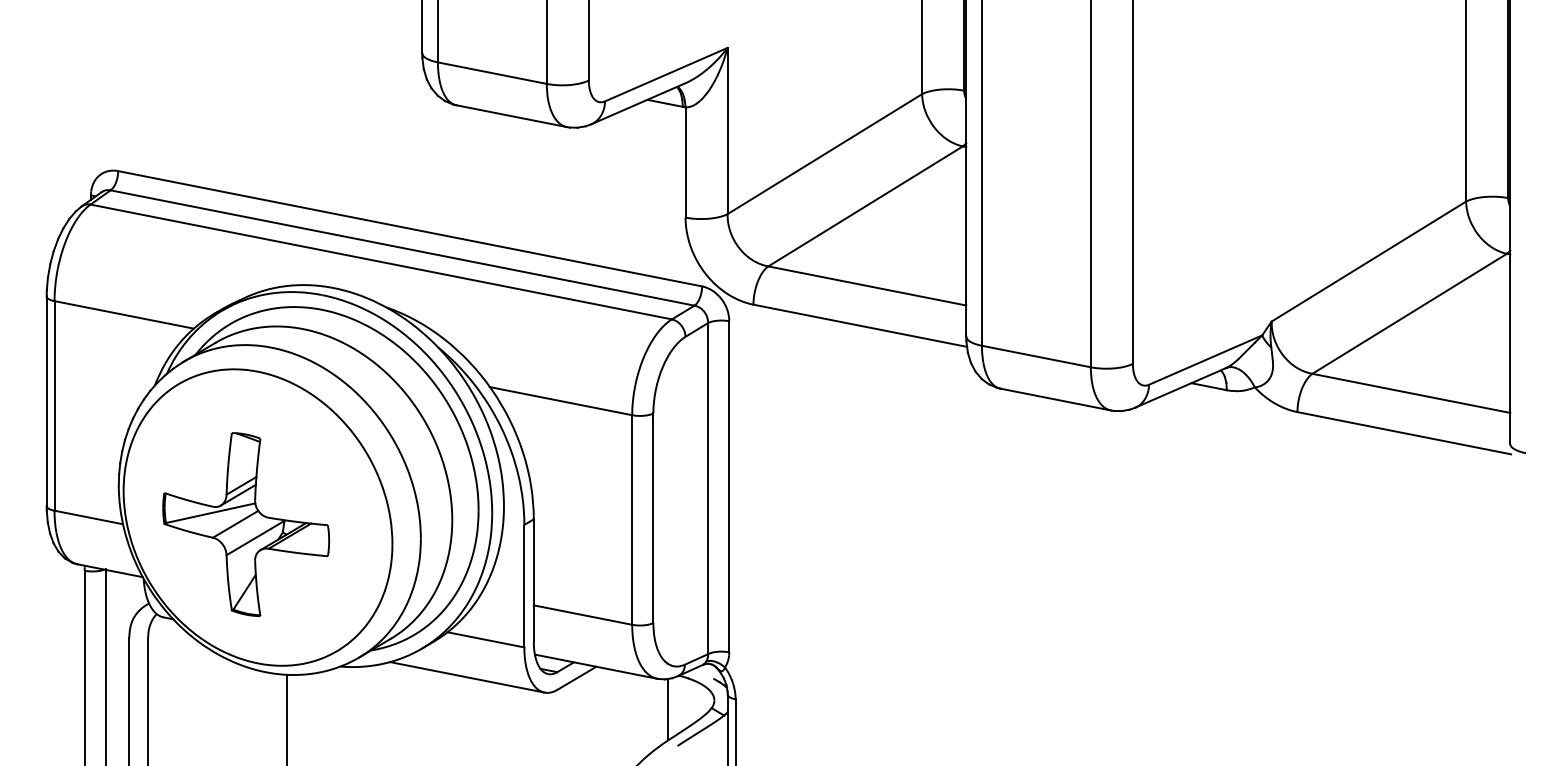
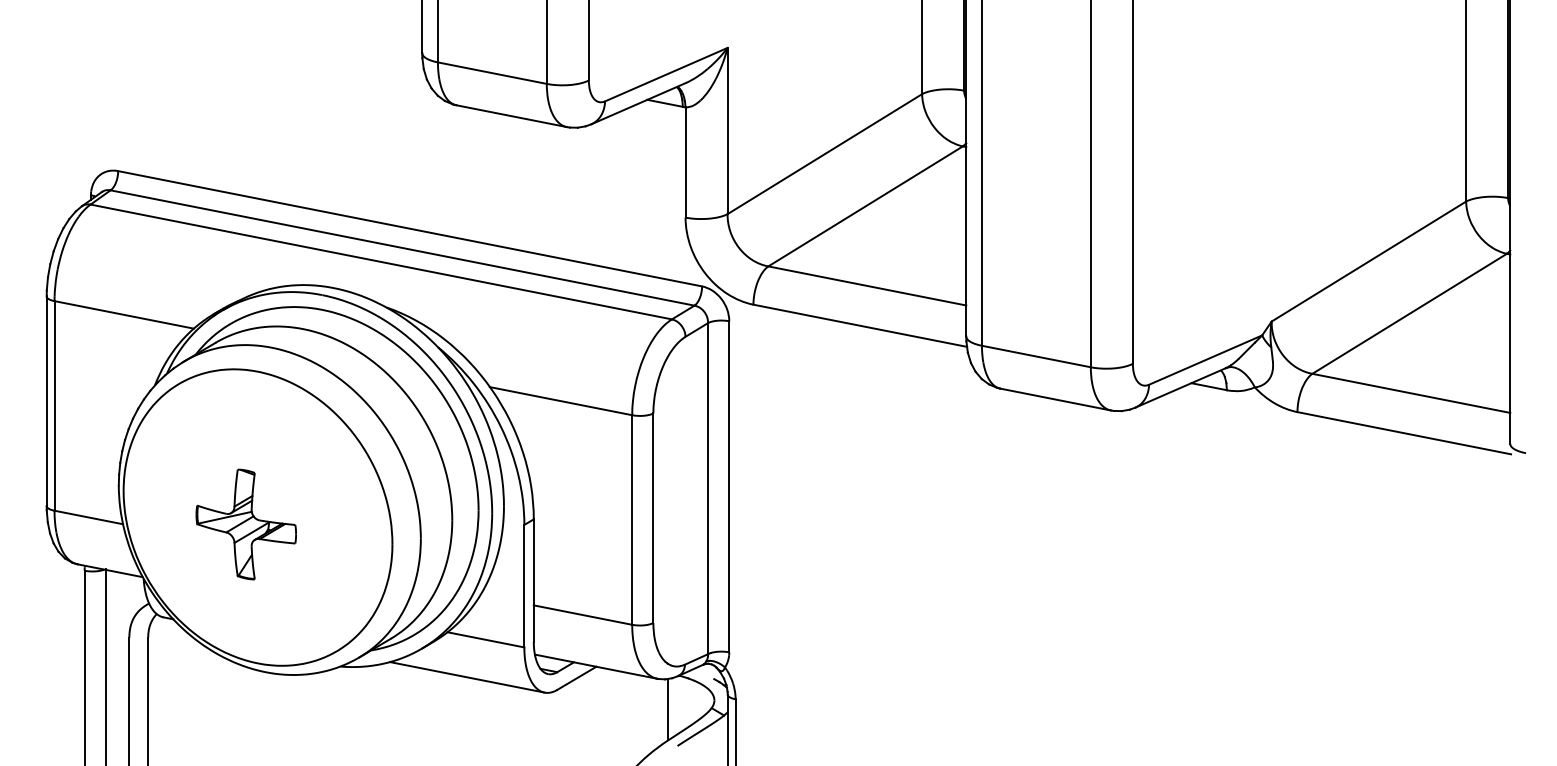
part size: 169x185 px -> 102x113 px (245, 524)
line: present -> none (287, 718)
